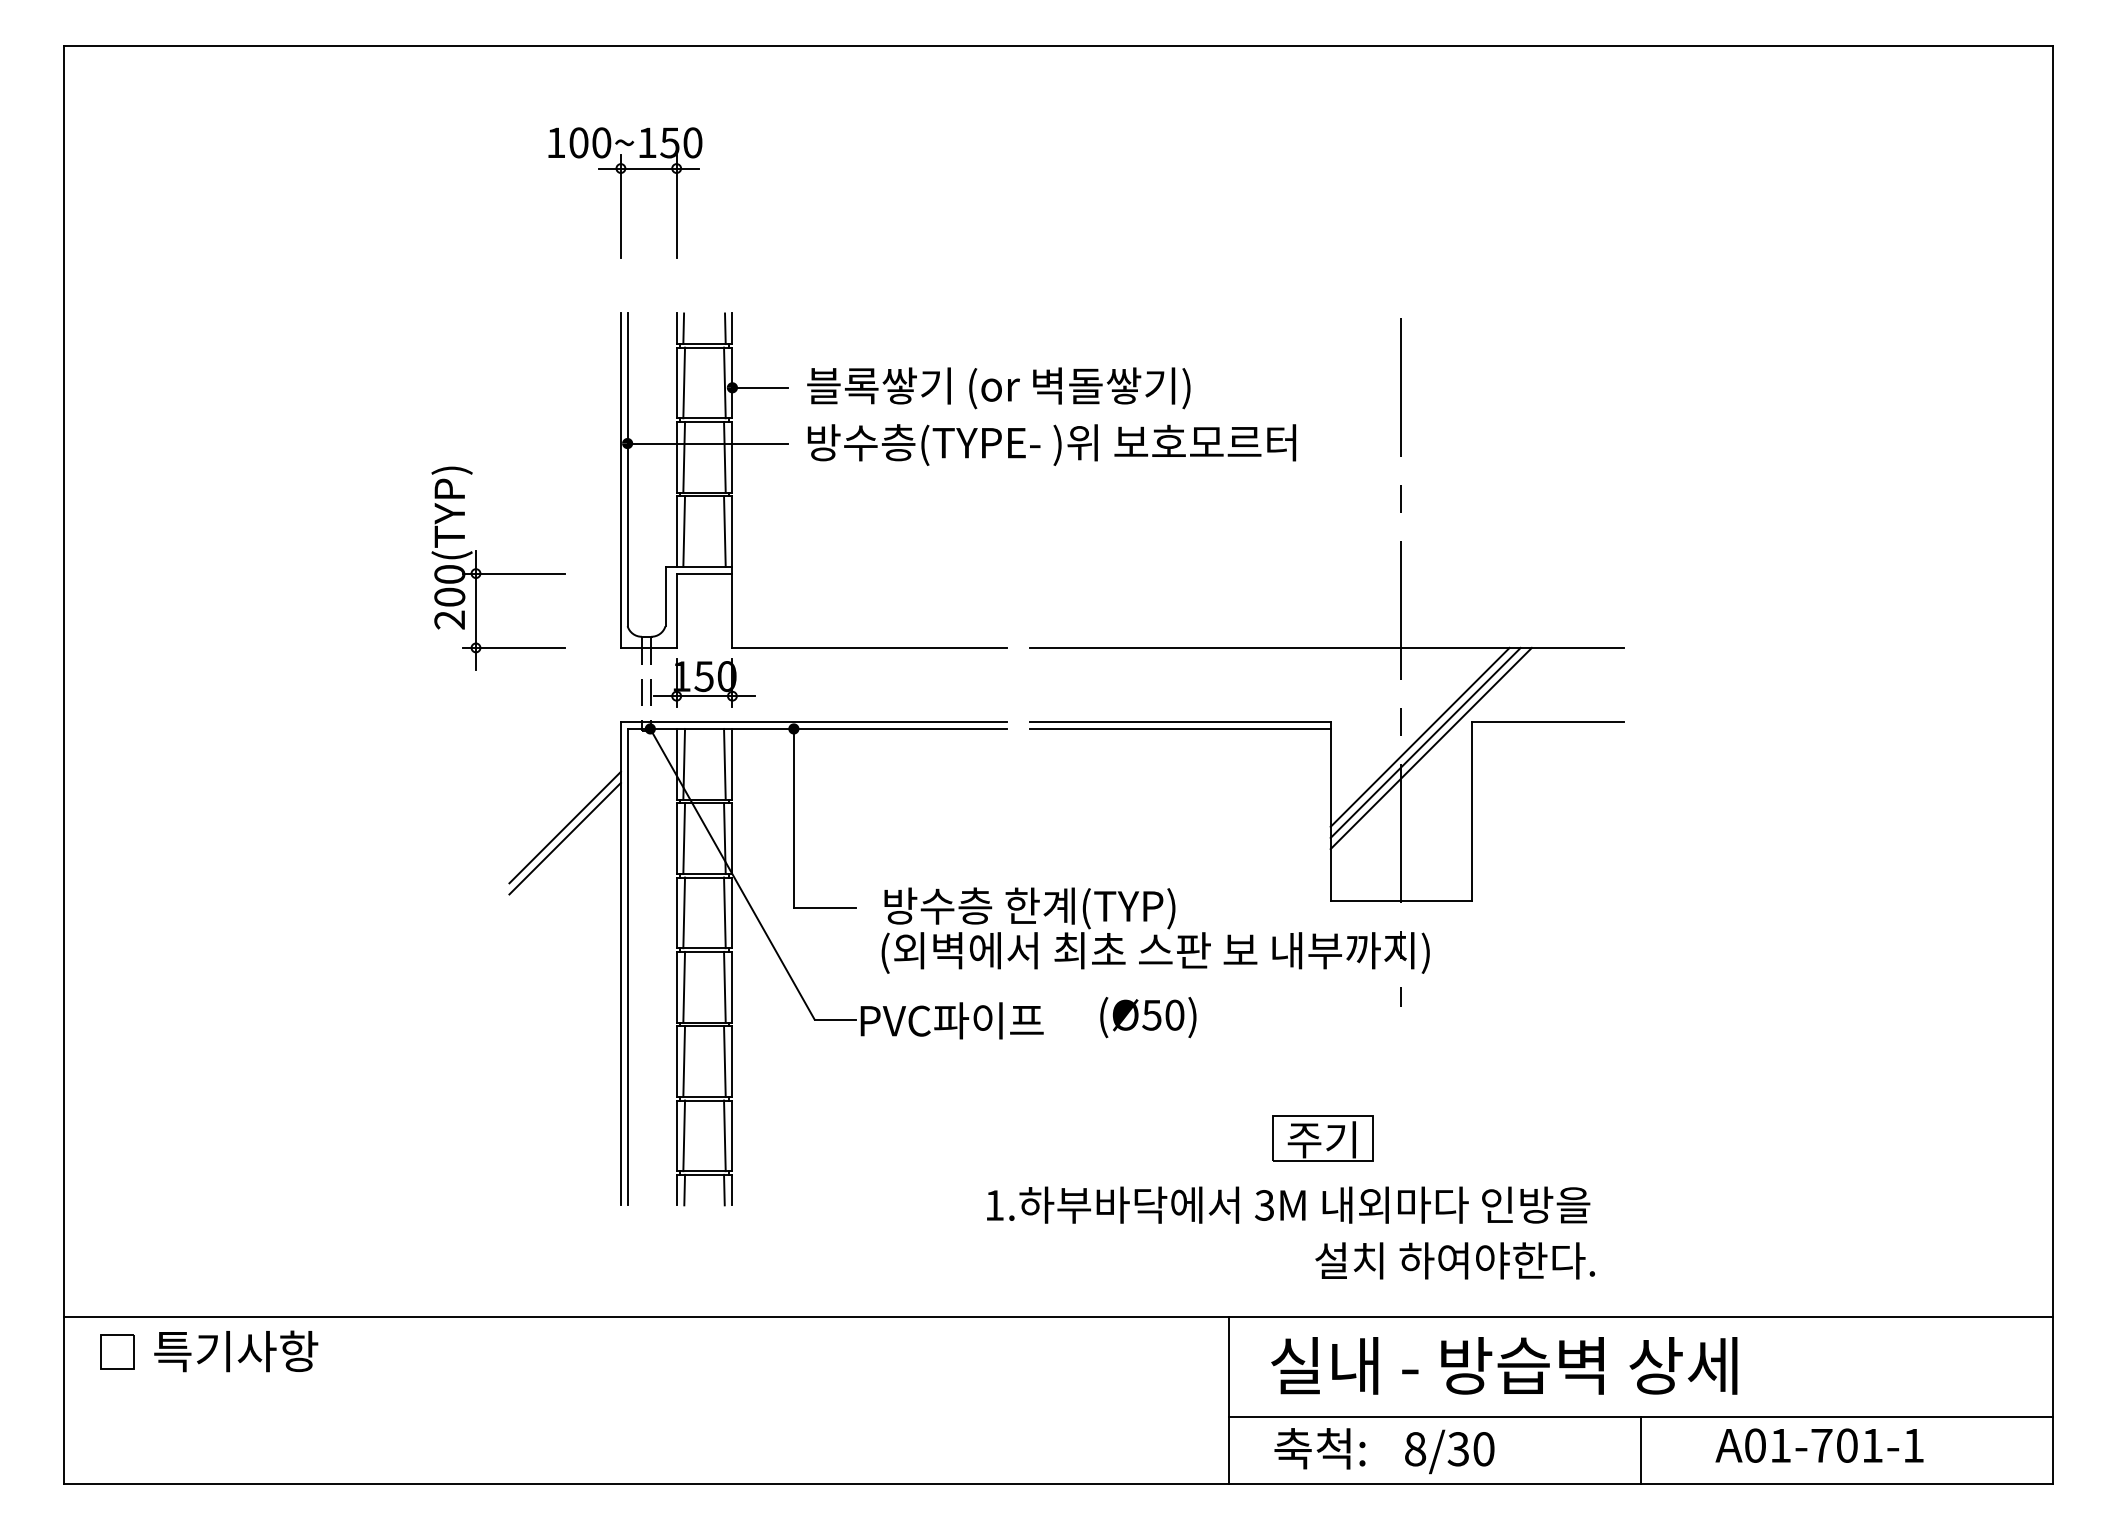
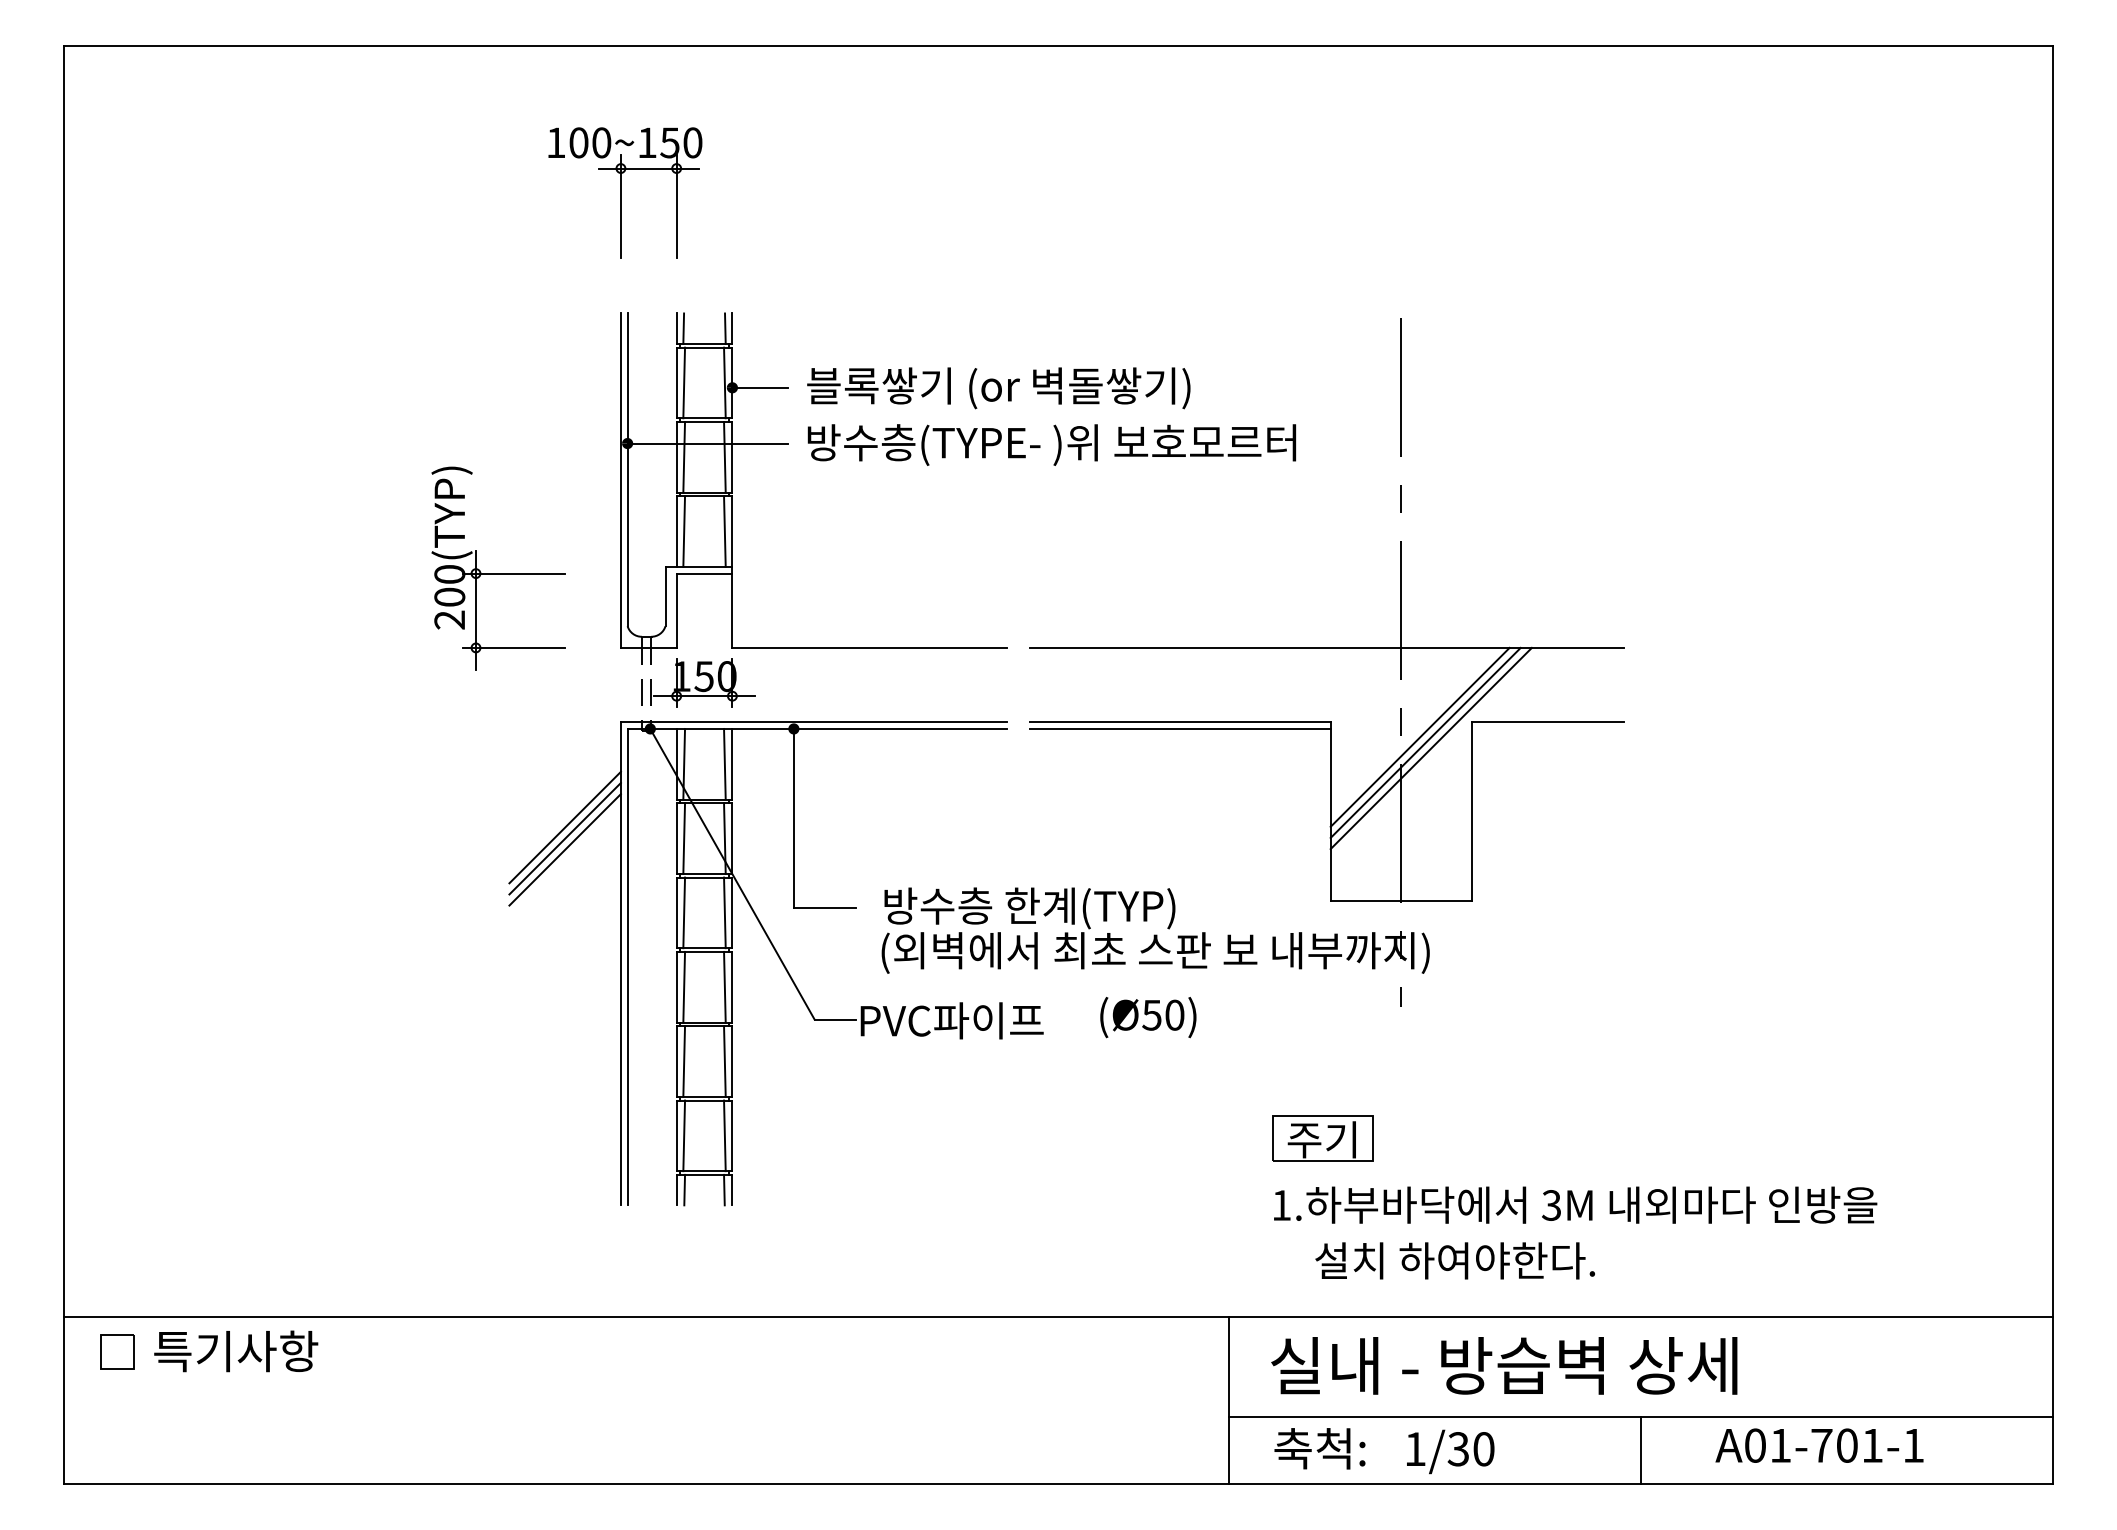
line: none -> present (564, 849)
text position: (1288, 1204) -> (1575, 1204) (1575, 1204)
text: 8/30 -> 1/30 (1415, 1449)
